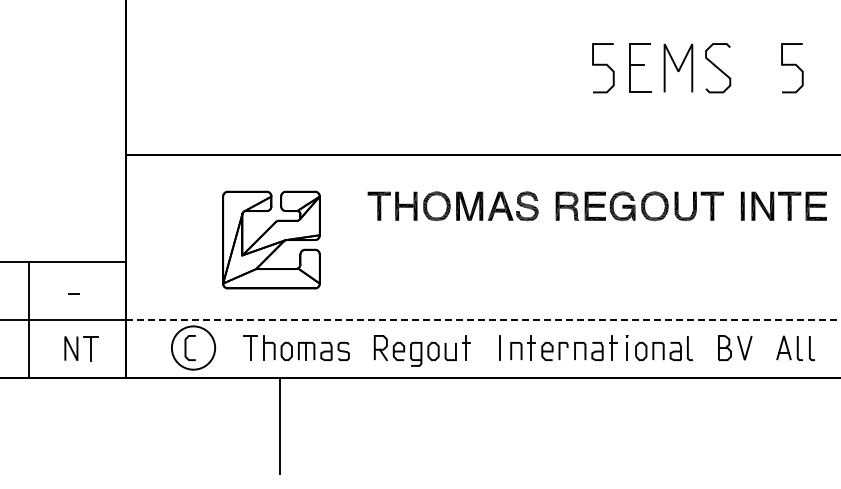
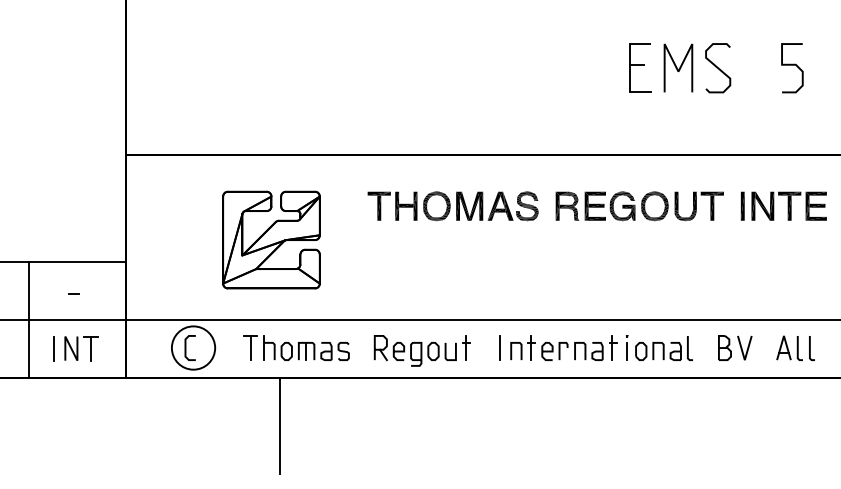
curve: present -> none (603, 65)
line: dashed -> solid (483, 319)
line: none -> present (54, 348)
